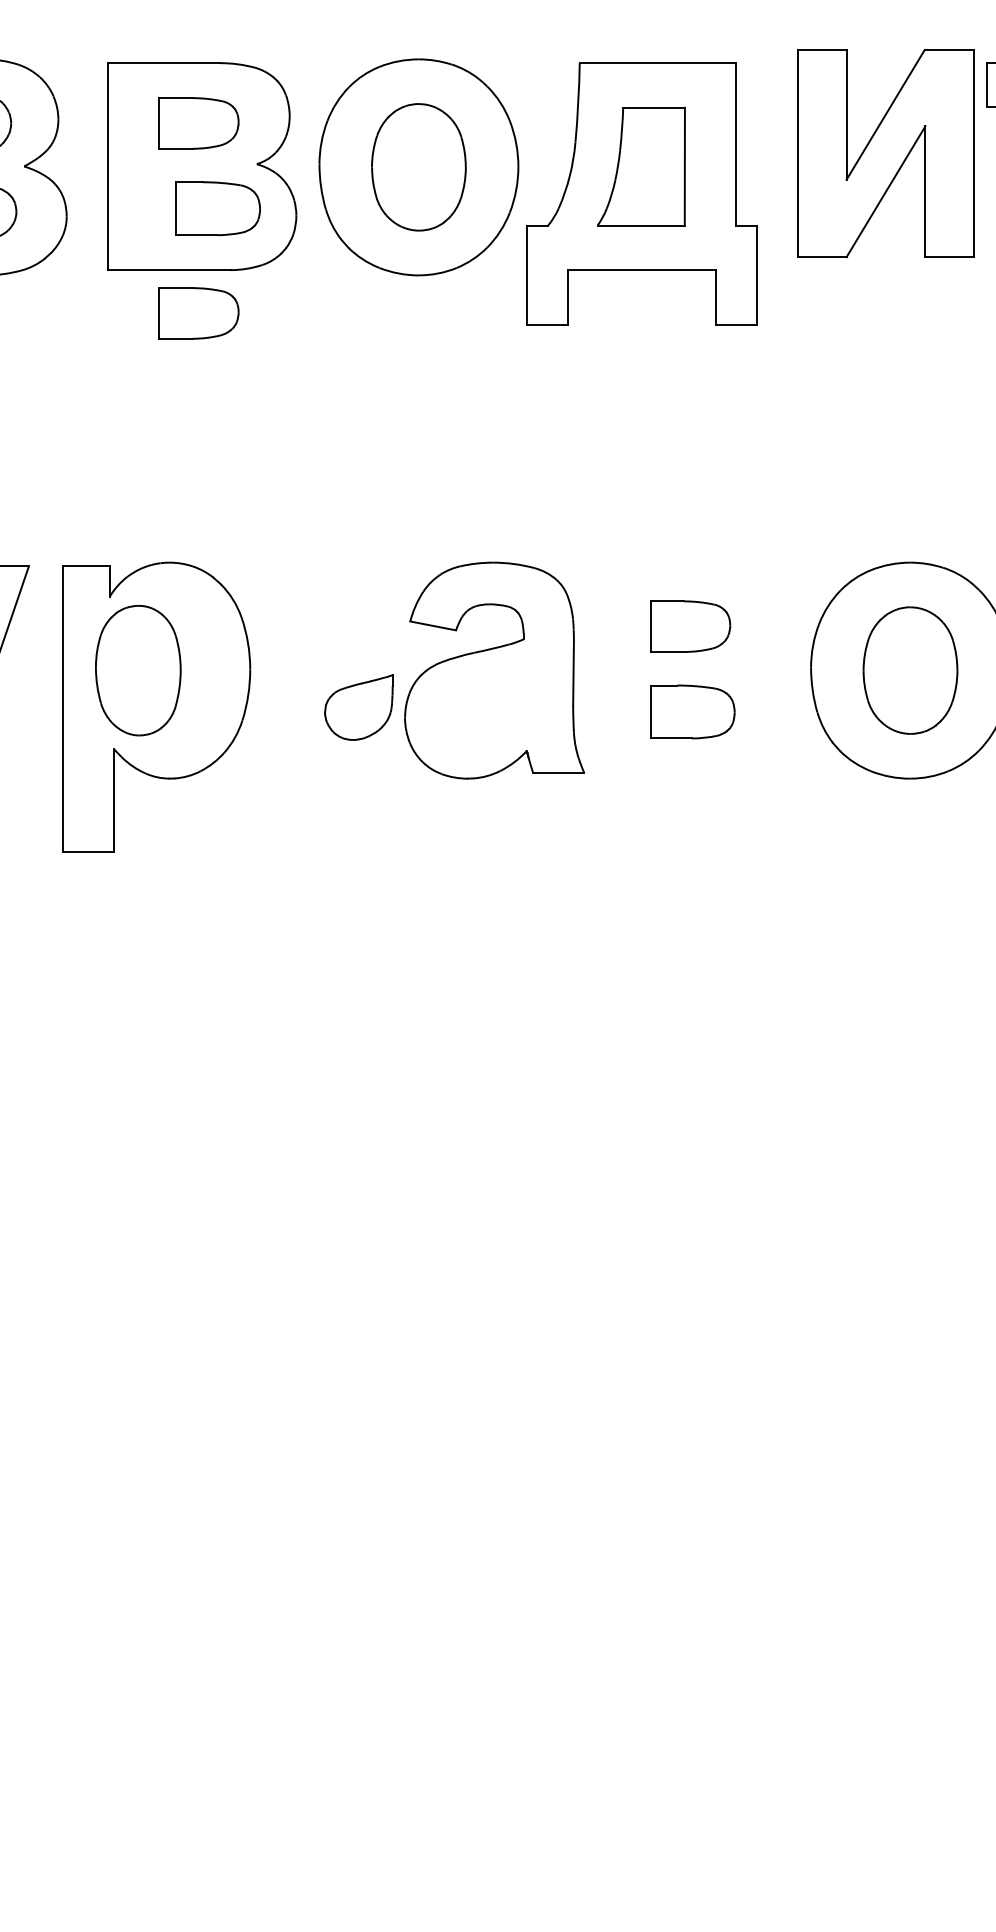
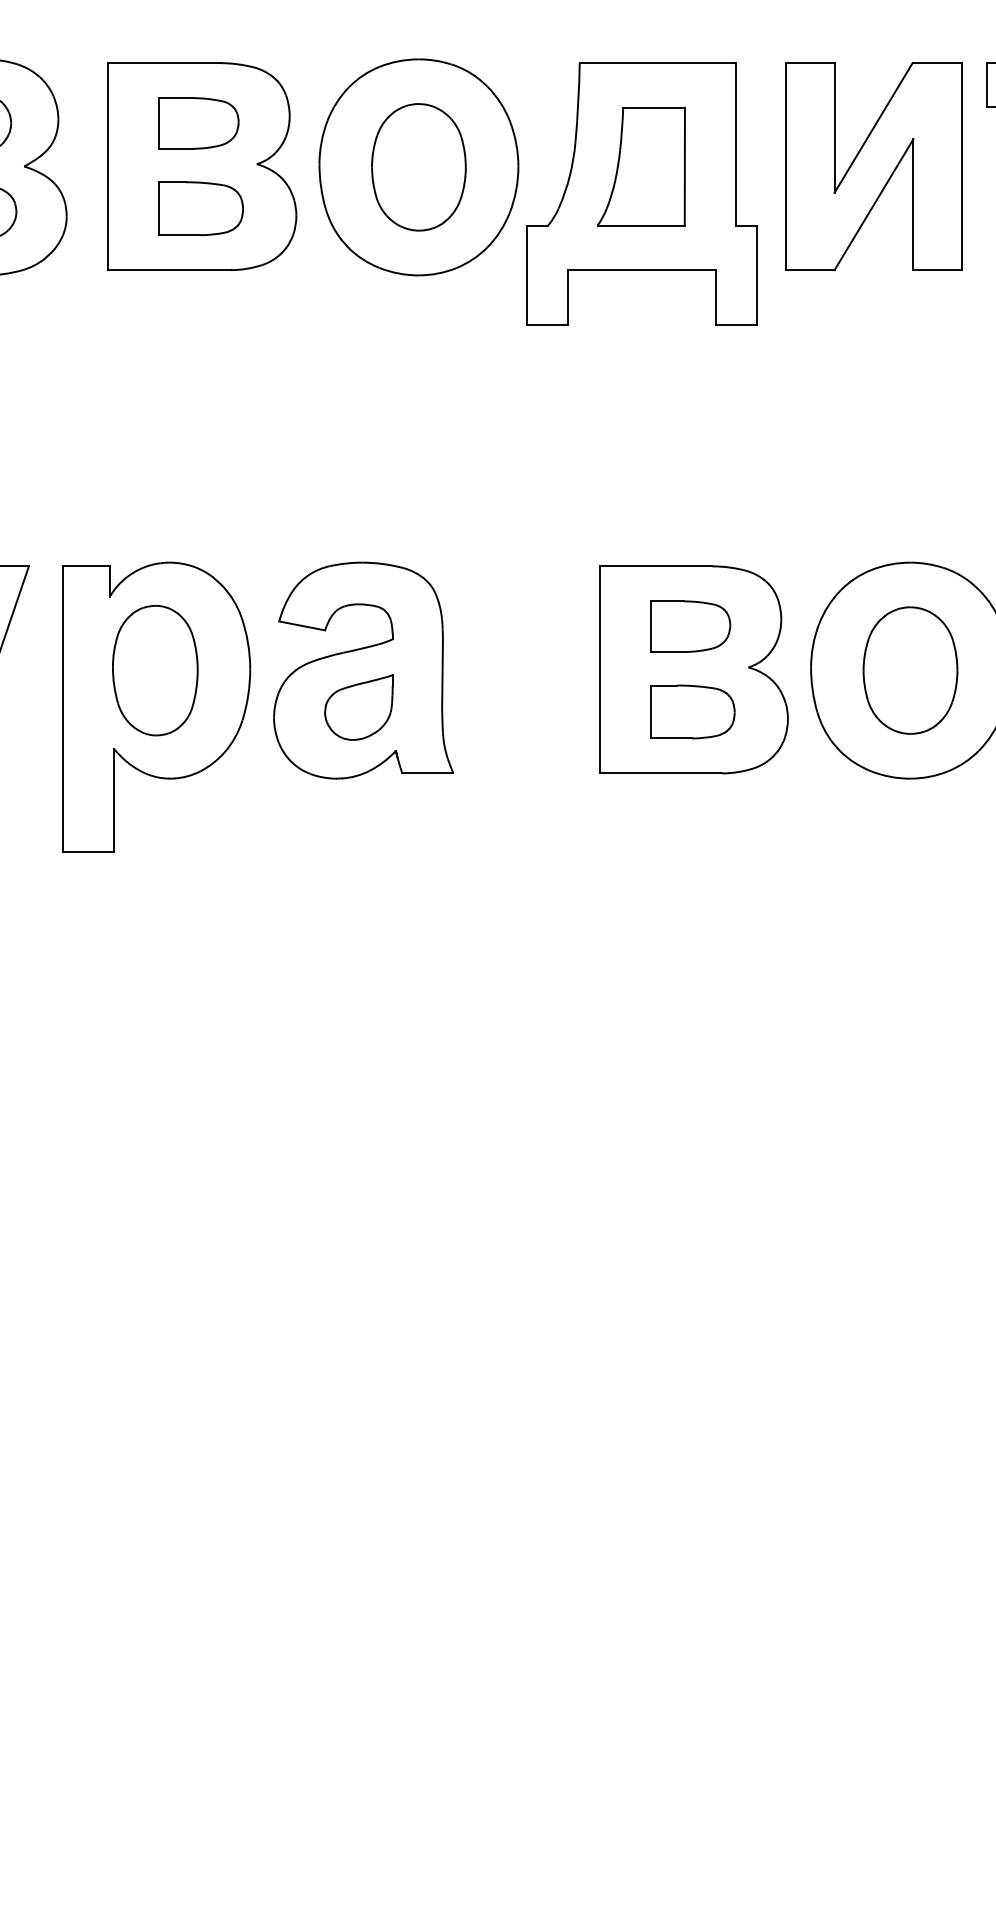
part position: (885, 153) -> (873, 166) (873, 166)
part position: (217, 208) -> (200, 208) (200, 208)
part: present -> none (198, 313)
part: none -> present (693, 669)
part position: (138, 670) -> (155, 670) (155, 670)
part position: (494, 670) -> (363, 670) (363, 670)
